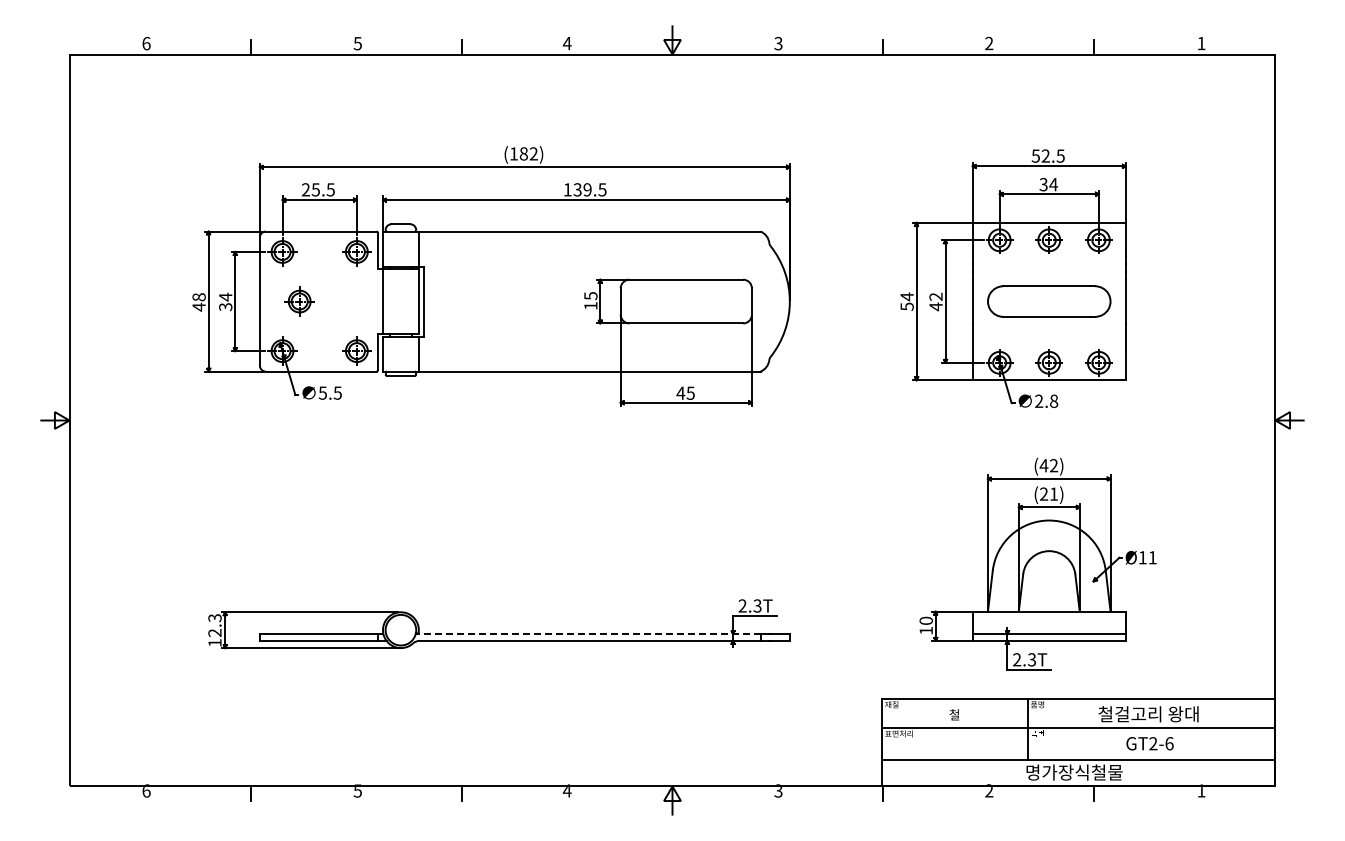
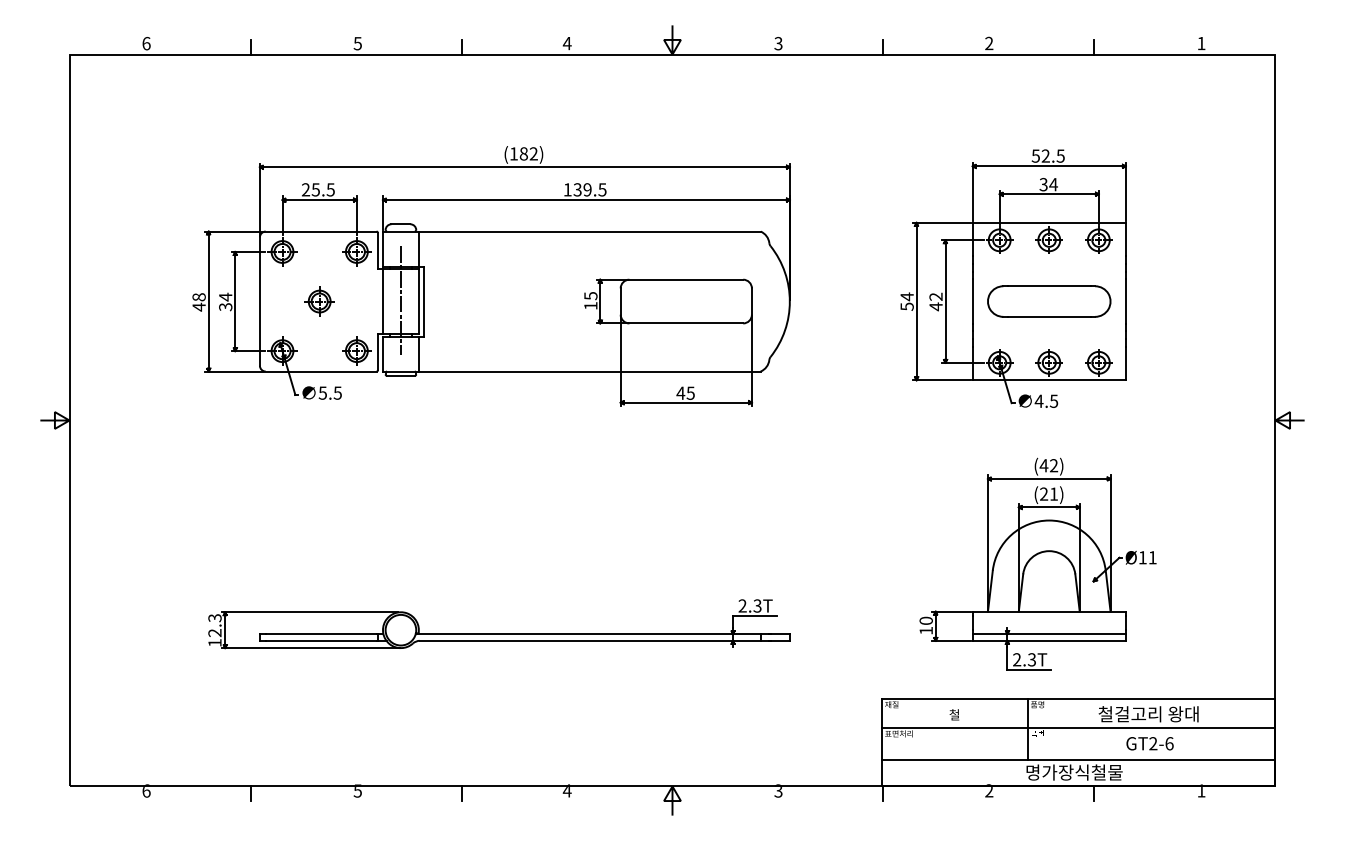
line: none -> present (400, 300)
part position: (299, 301) -> (319, 301) (319, 301)
text: 2.8 -> 4.5 (1046, 400)
line: dashed -> solid (588, 634)
